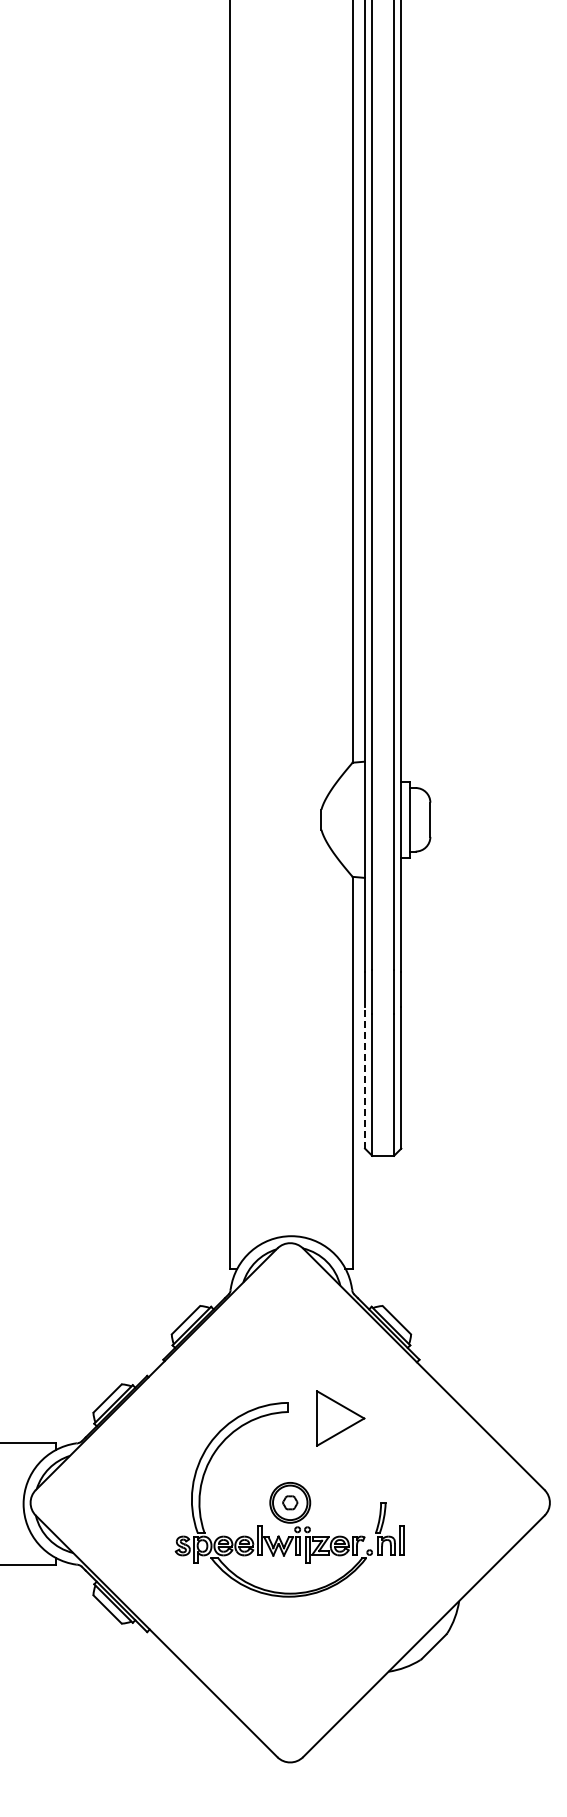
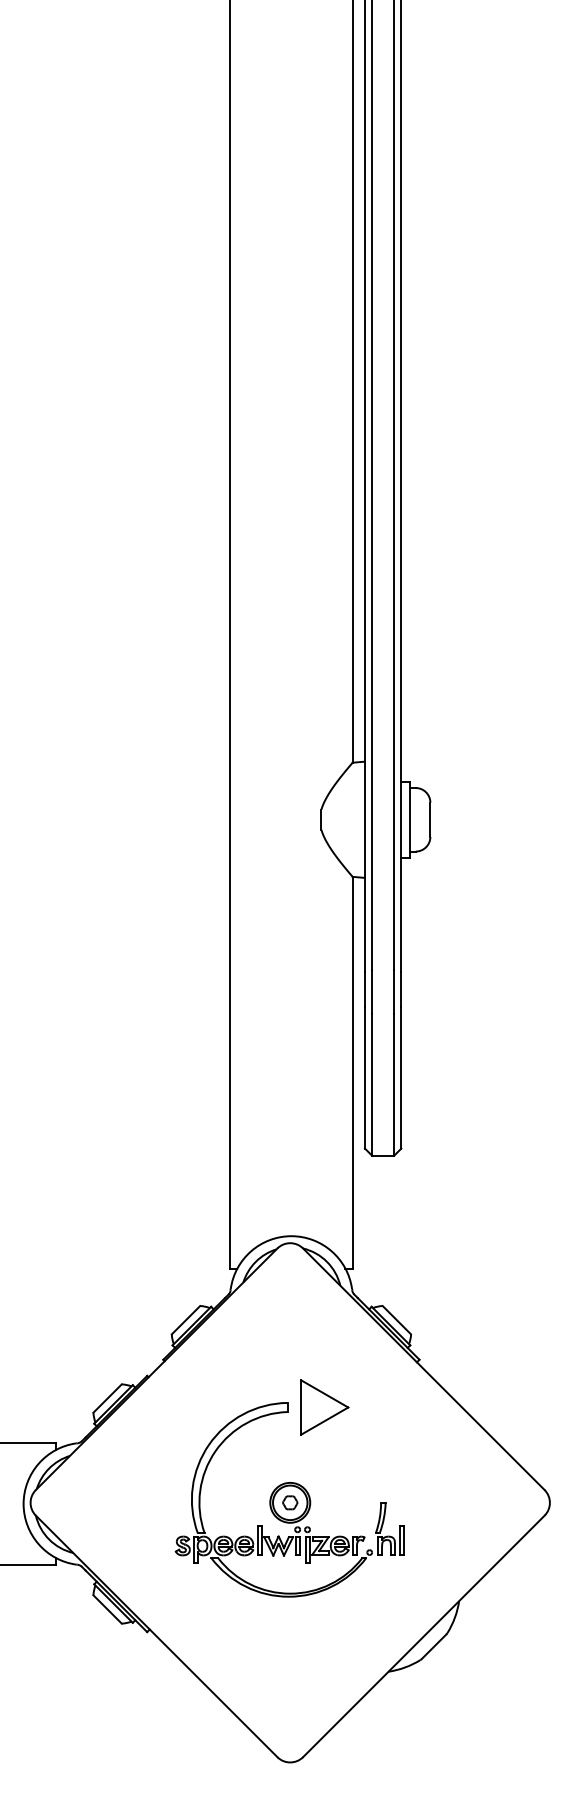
line: dashed -> solid (364, 1078)
part position: (340, 1418) -> (324, 1407) (324, 1407)
